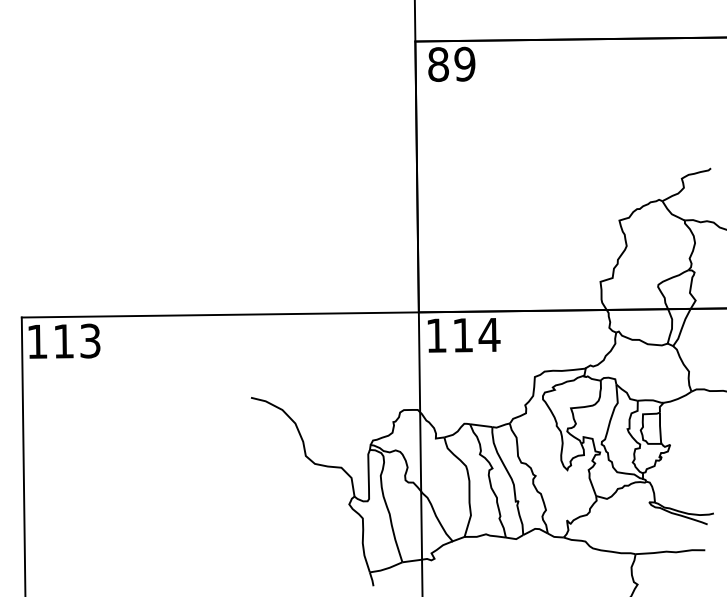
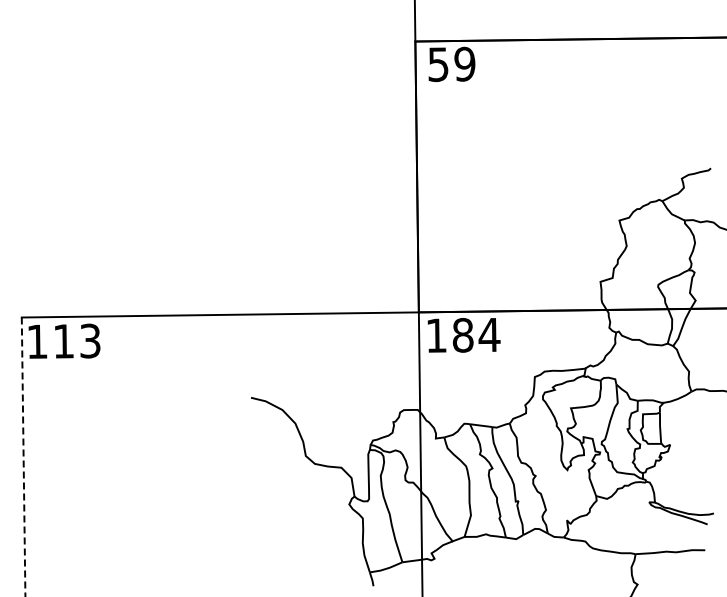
text: 89 -> 59 (438, 64)
text: 114 -> 184 (462, 335)
line: solid -> dashed (23, 457)
